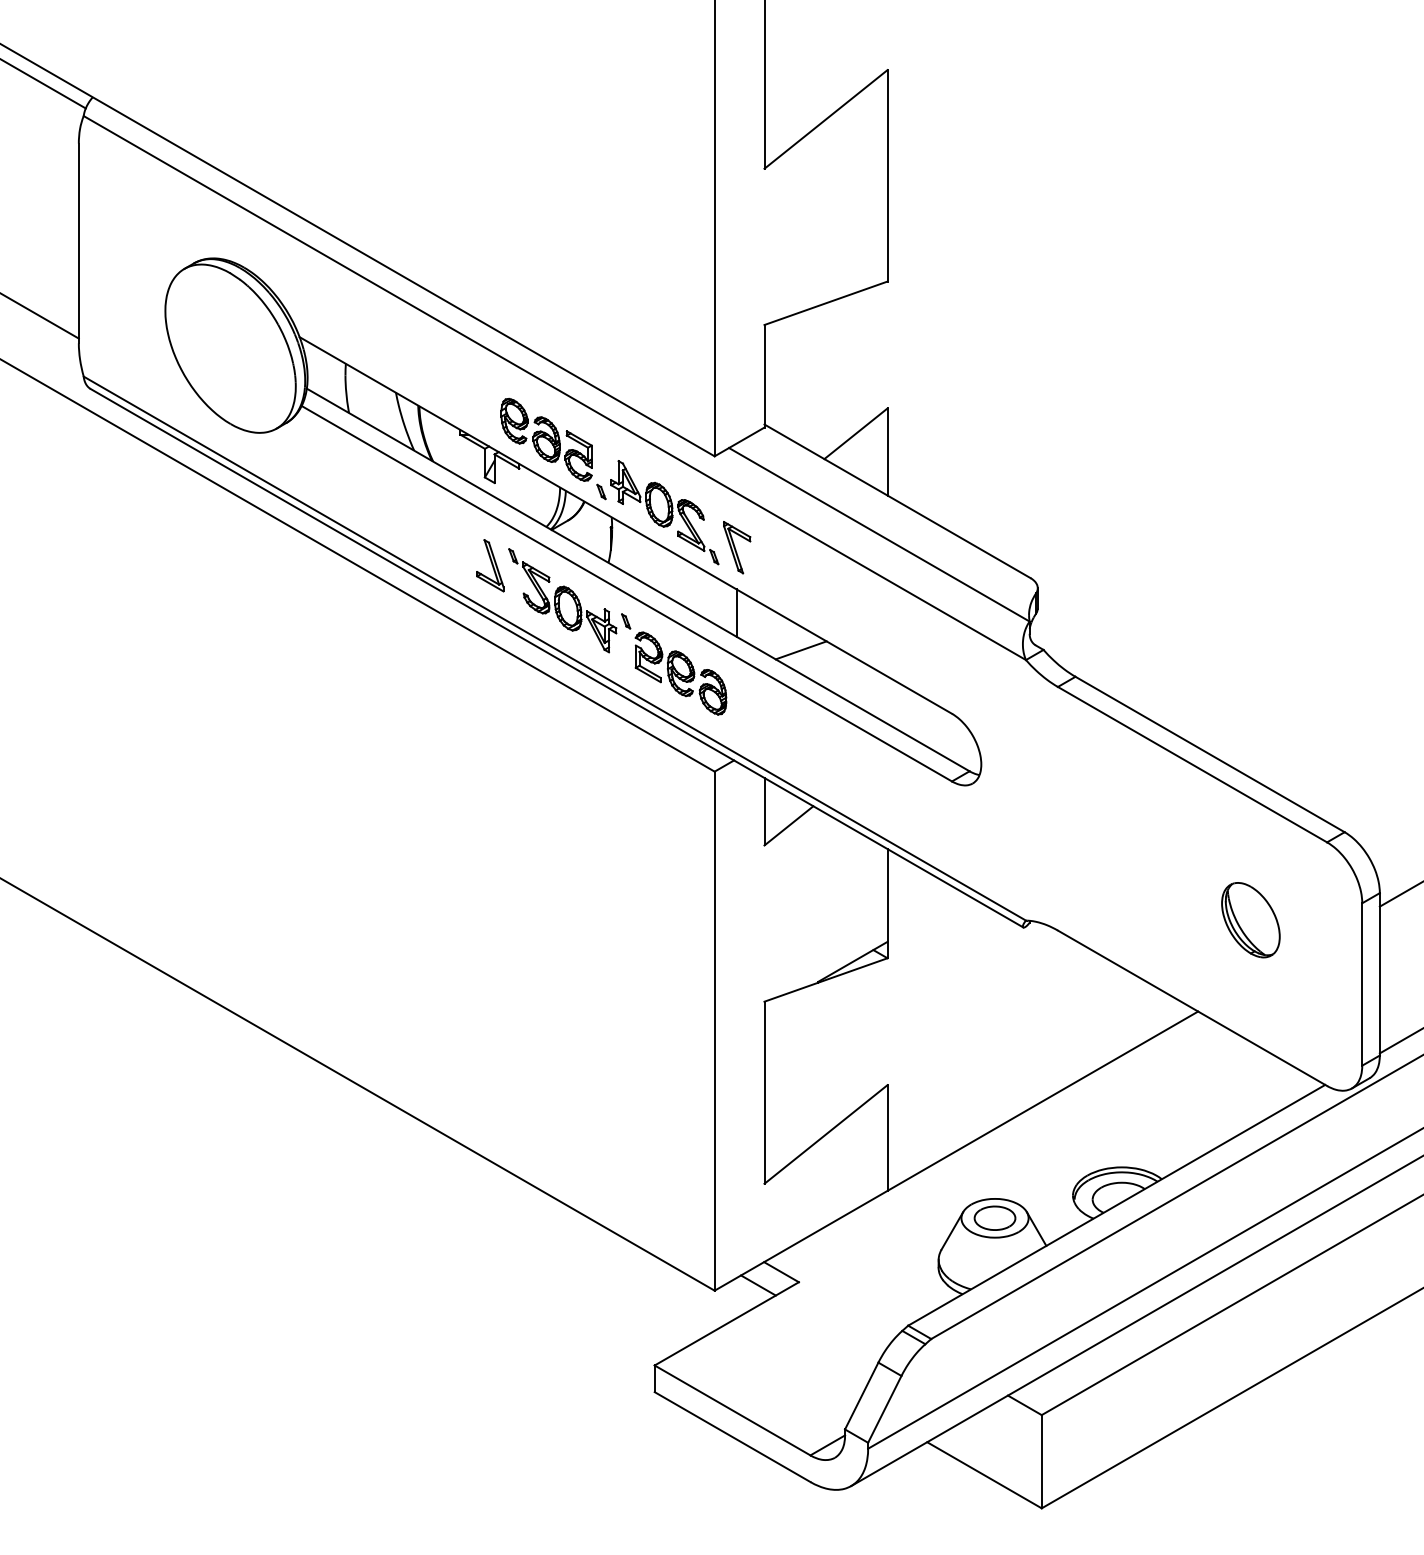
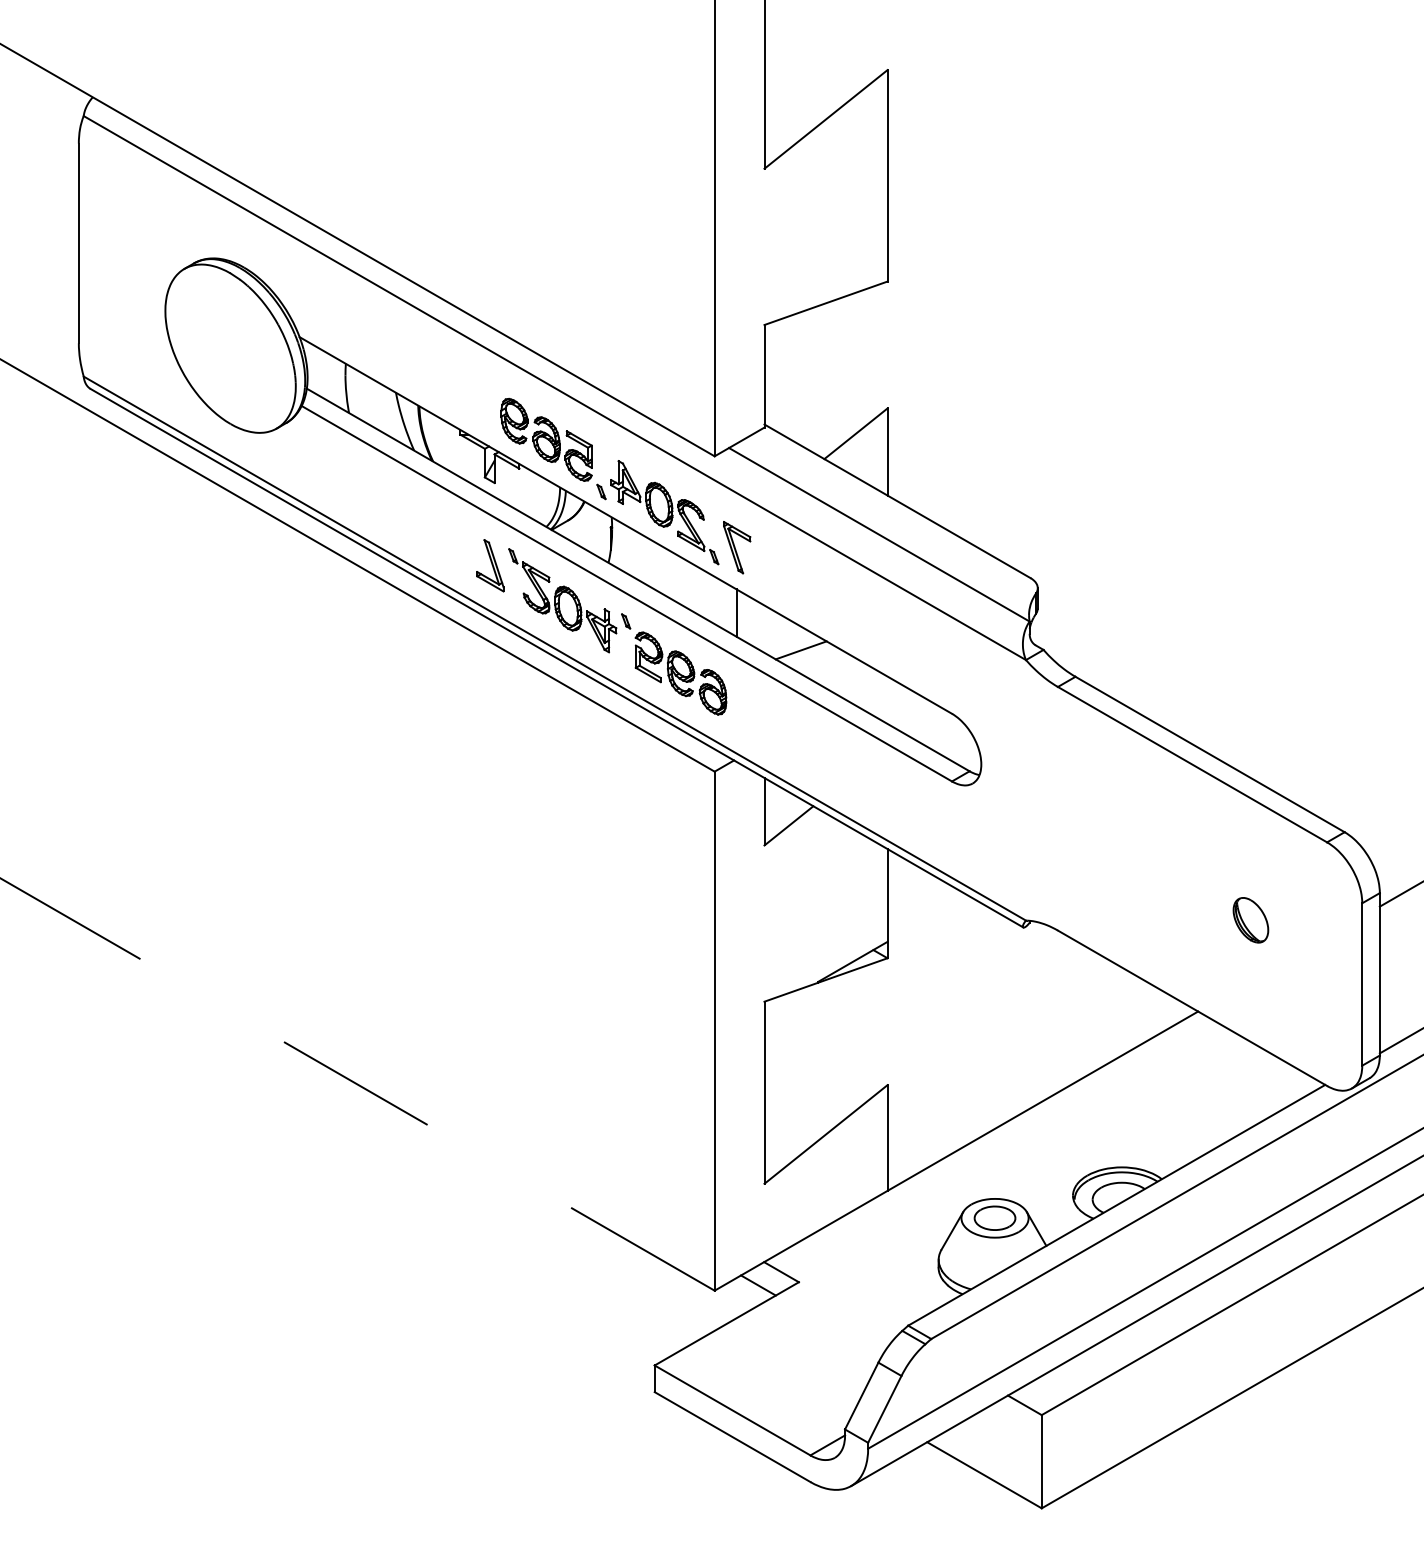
line: present -> none (43, 84)
line: present -> none (40, 316)
part size: 60x77 px -> 38x47 px (1250, 920)
line: solid -> dashed (357, 1084)
